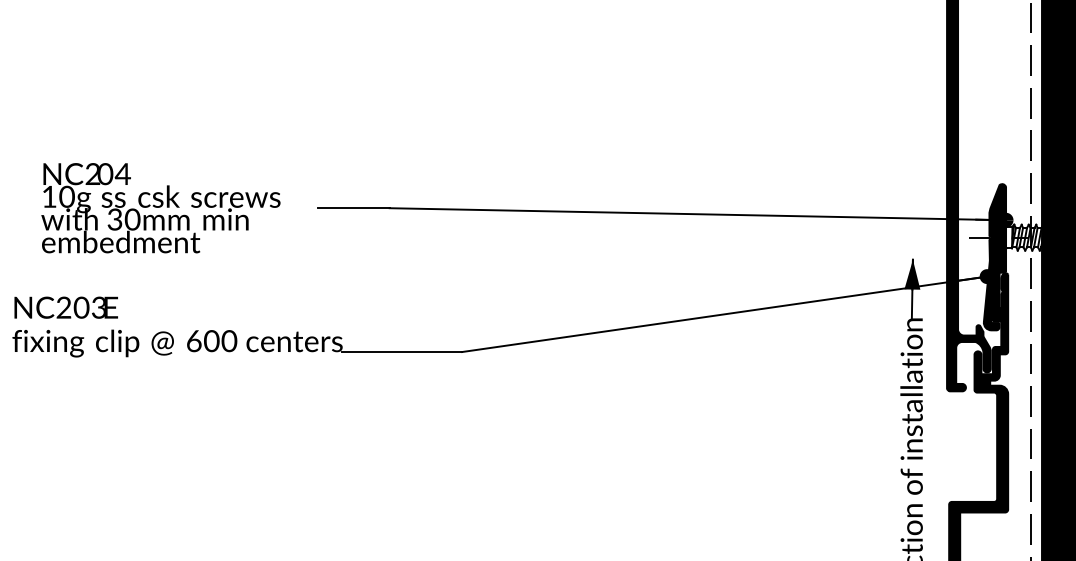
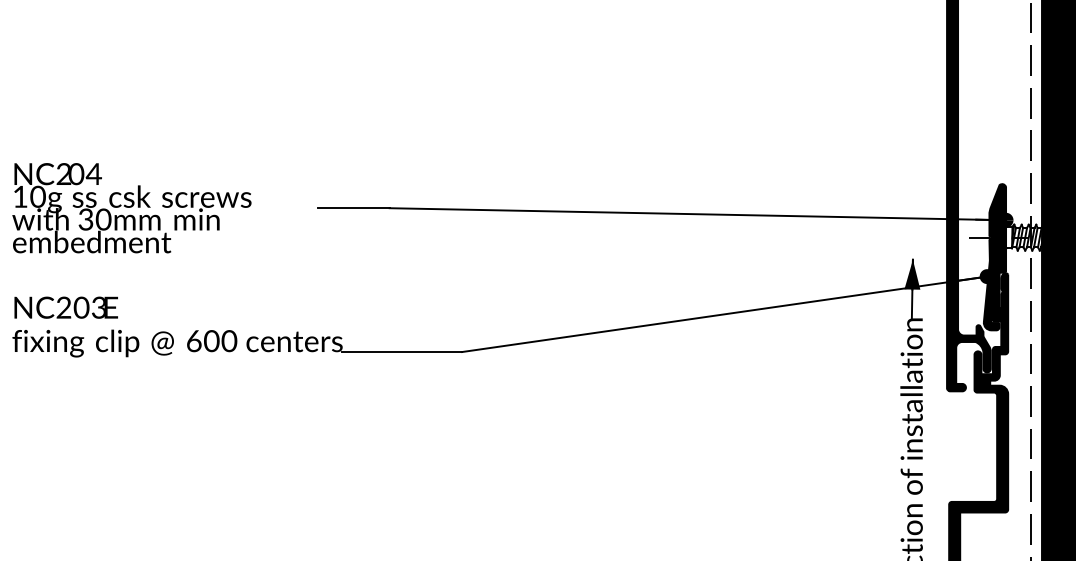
text position: (160, 208) -> (131, 208) (131, 208)
